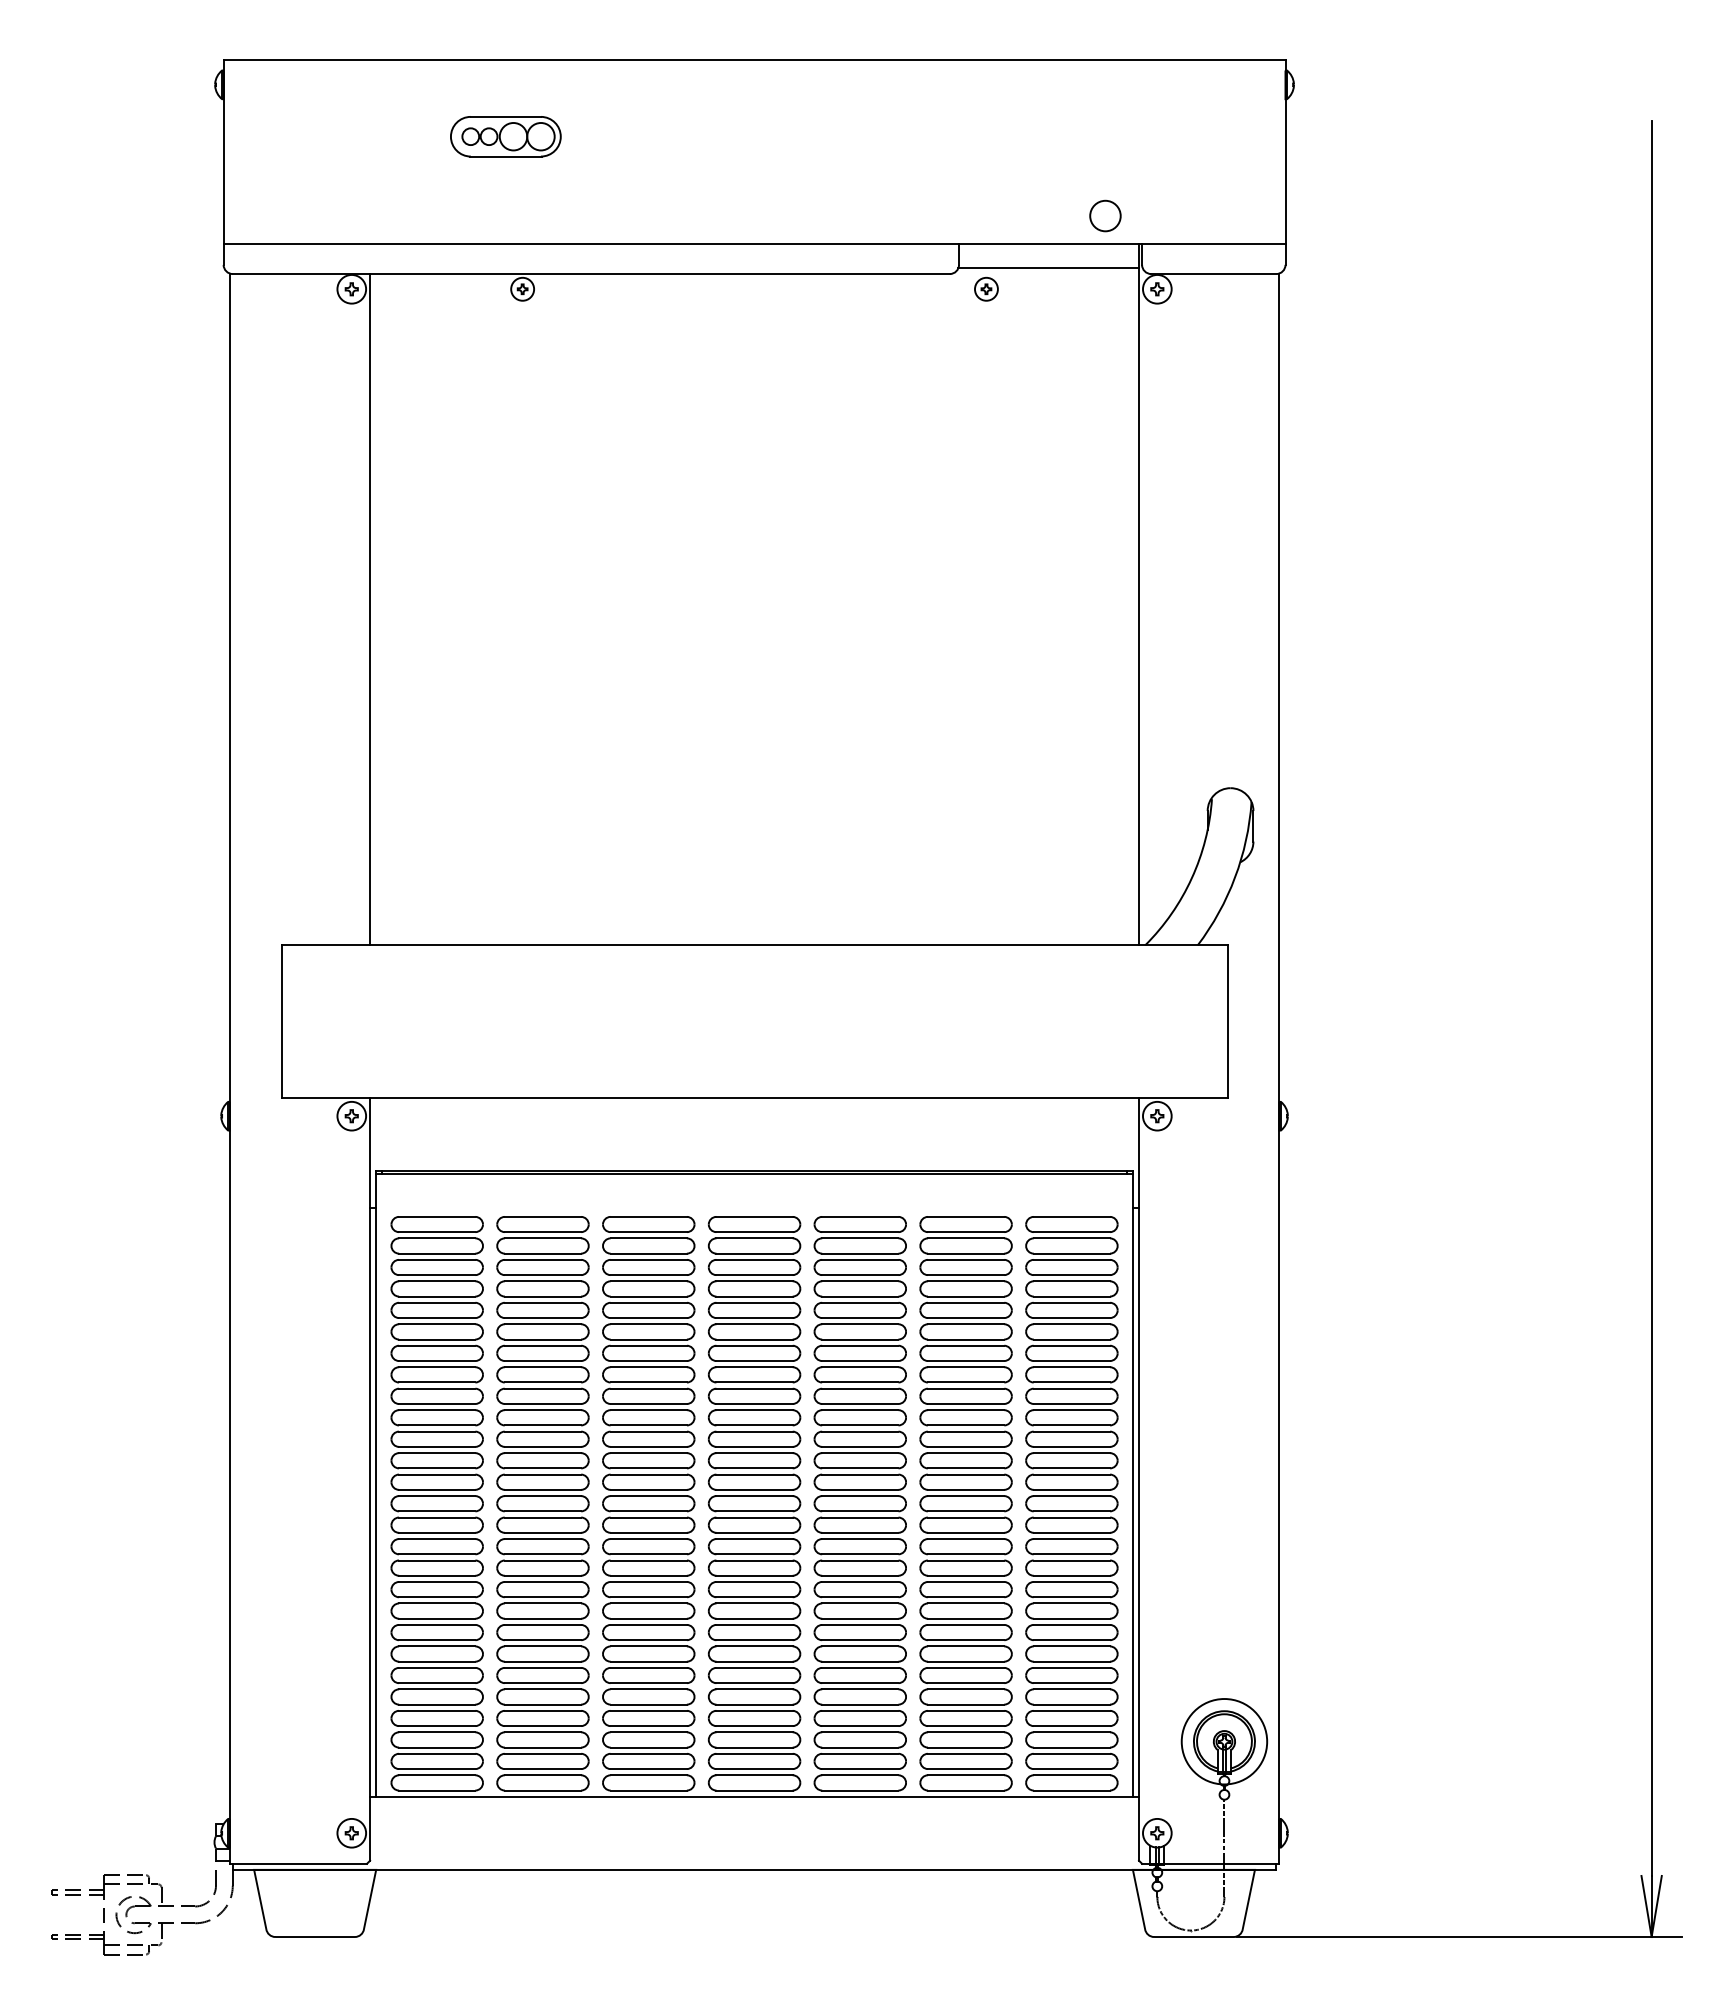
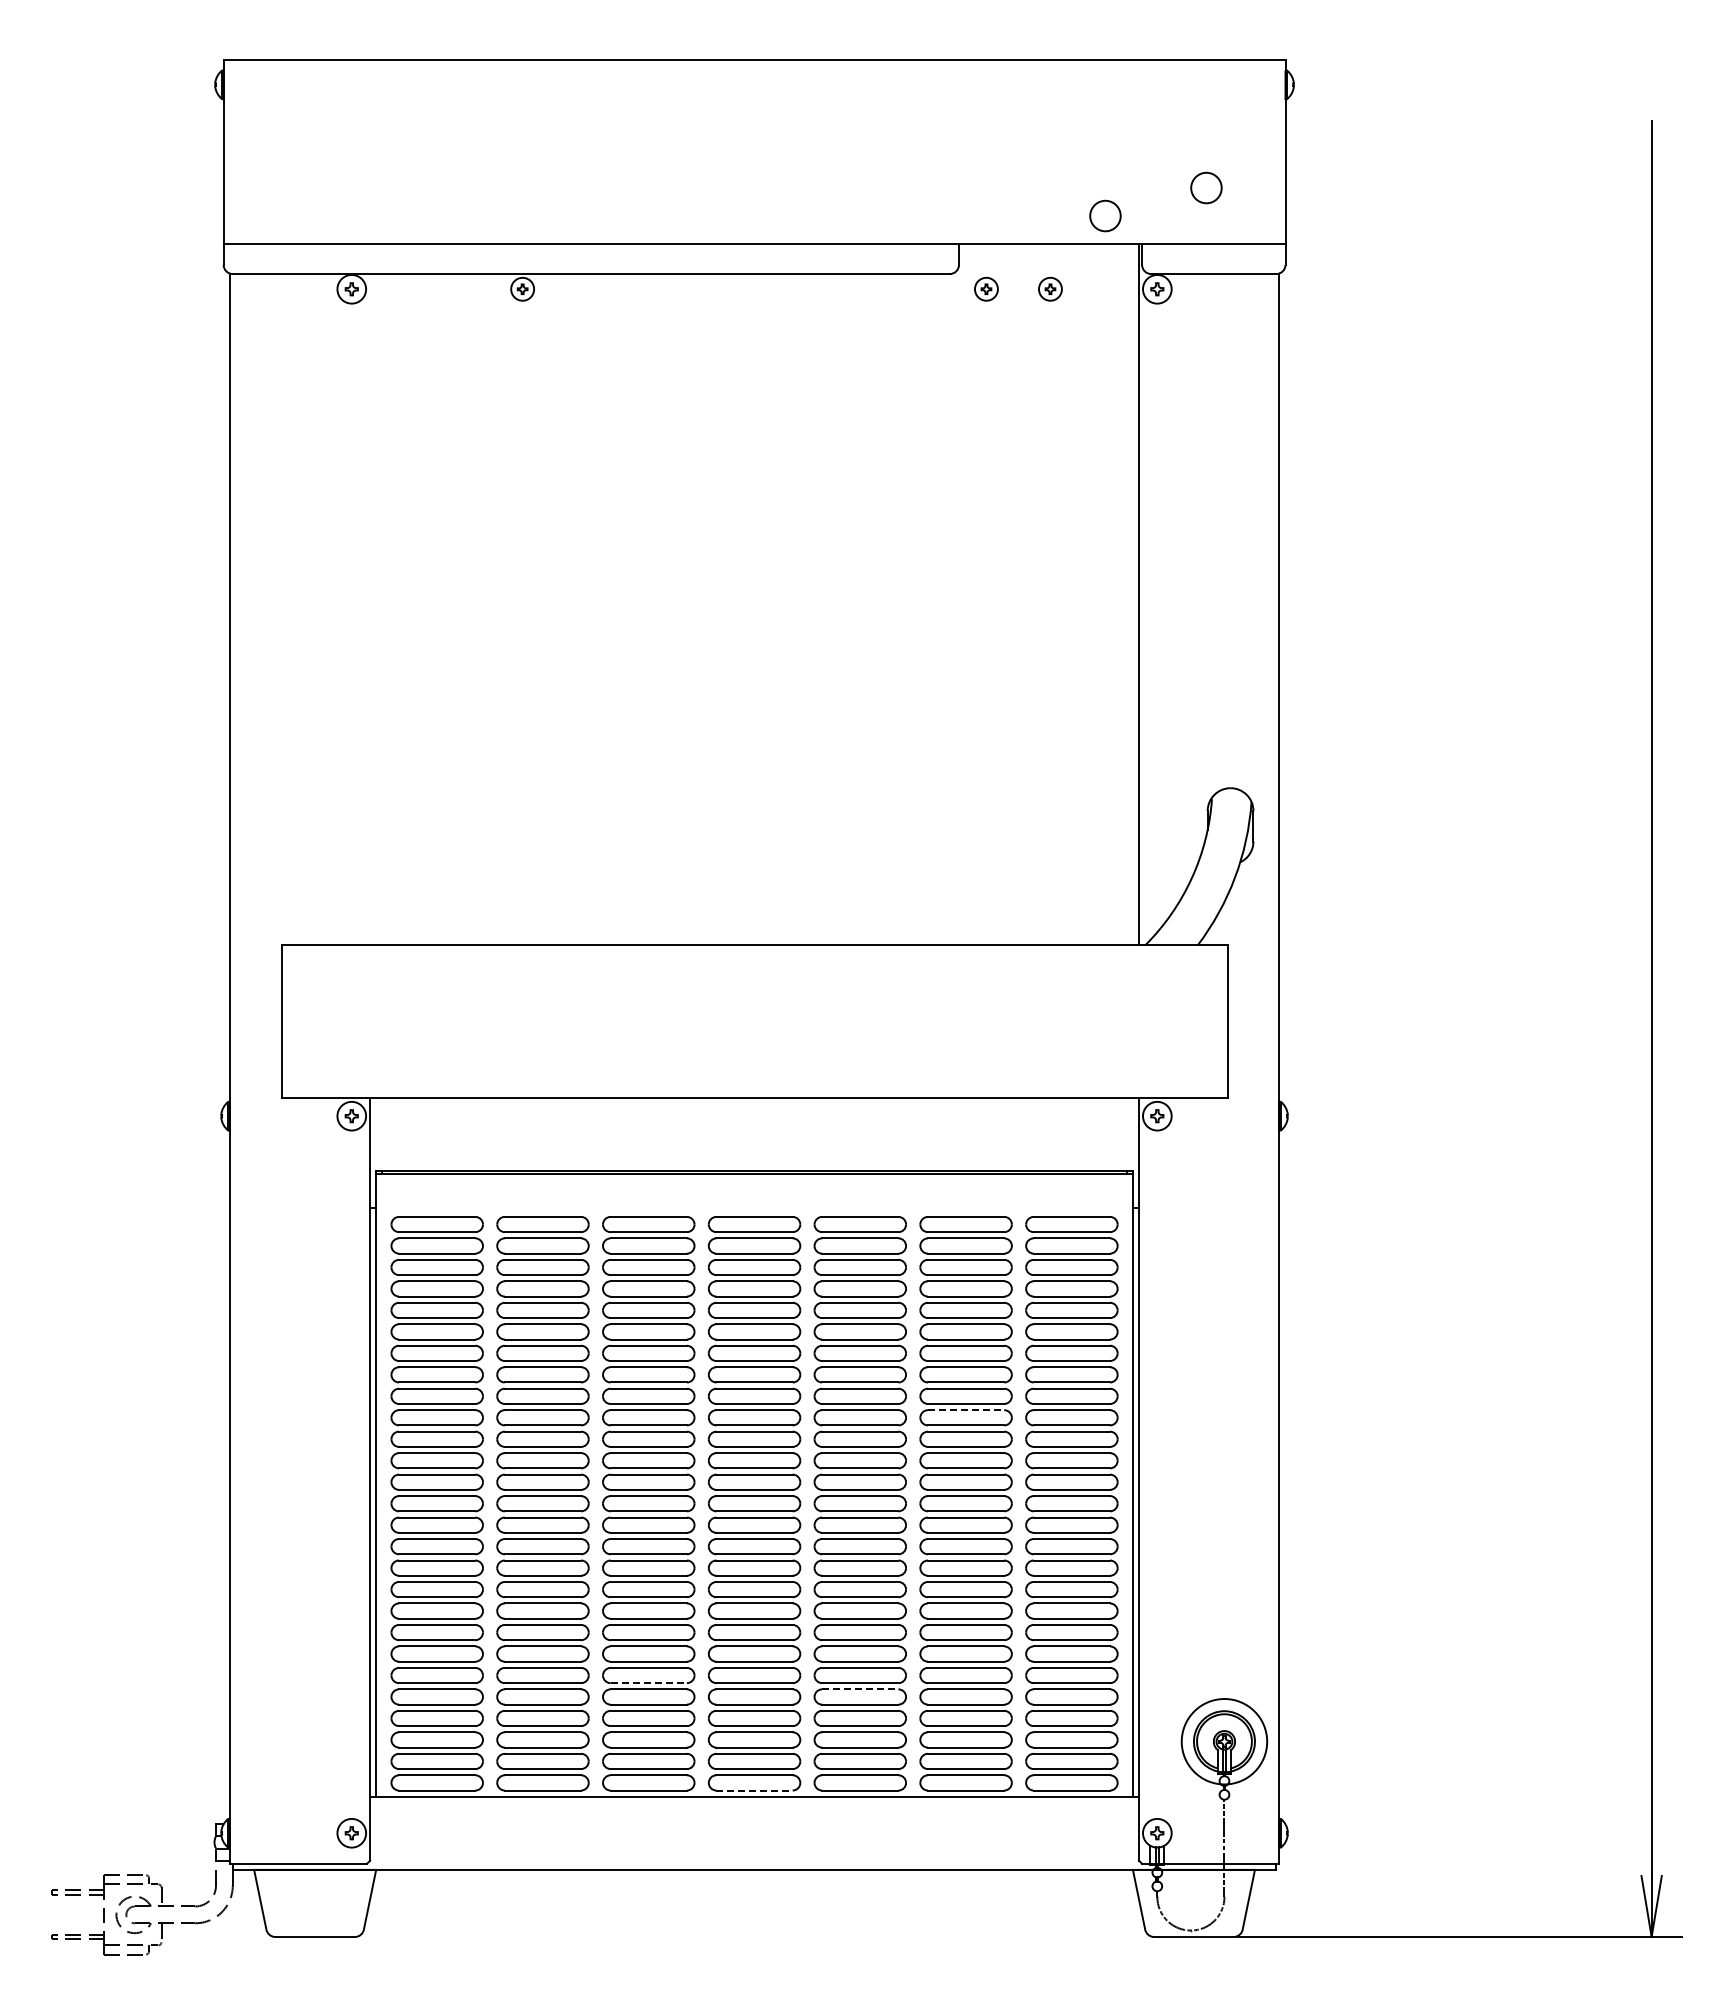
part: present -> none (505, 136)
circle: none -> present (1206, 187)
line: present -> none (1048, 267)
part: none -> present (1050, 288)
line: present -> none (370, 609)
line: solid -> dashed (966, 1410)
line: solid -> dashed (649, 1683)
line: solid -> dashed (860, 1689)
line: solid -> dashed (755, 1790)
